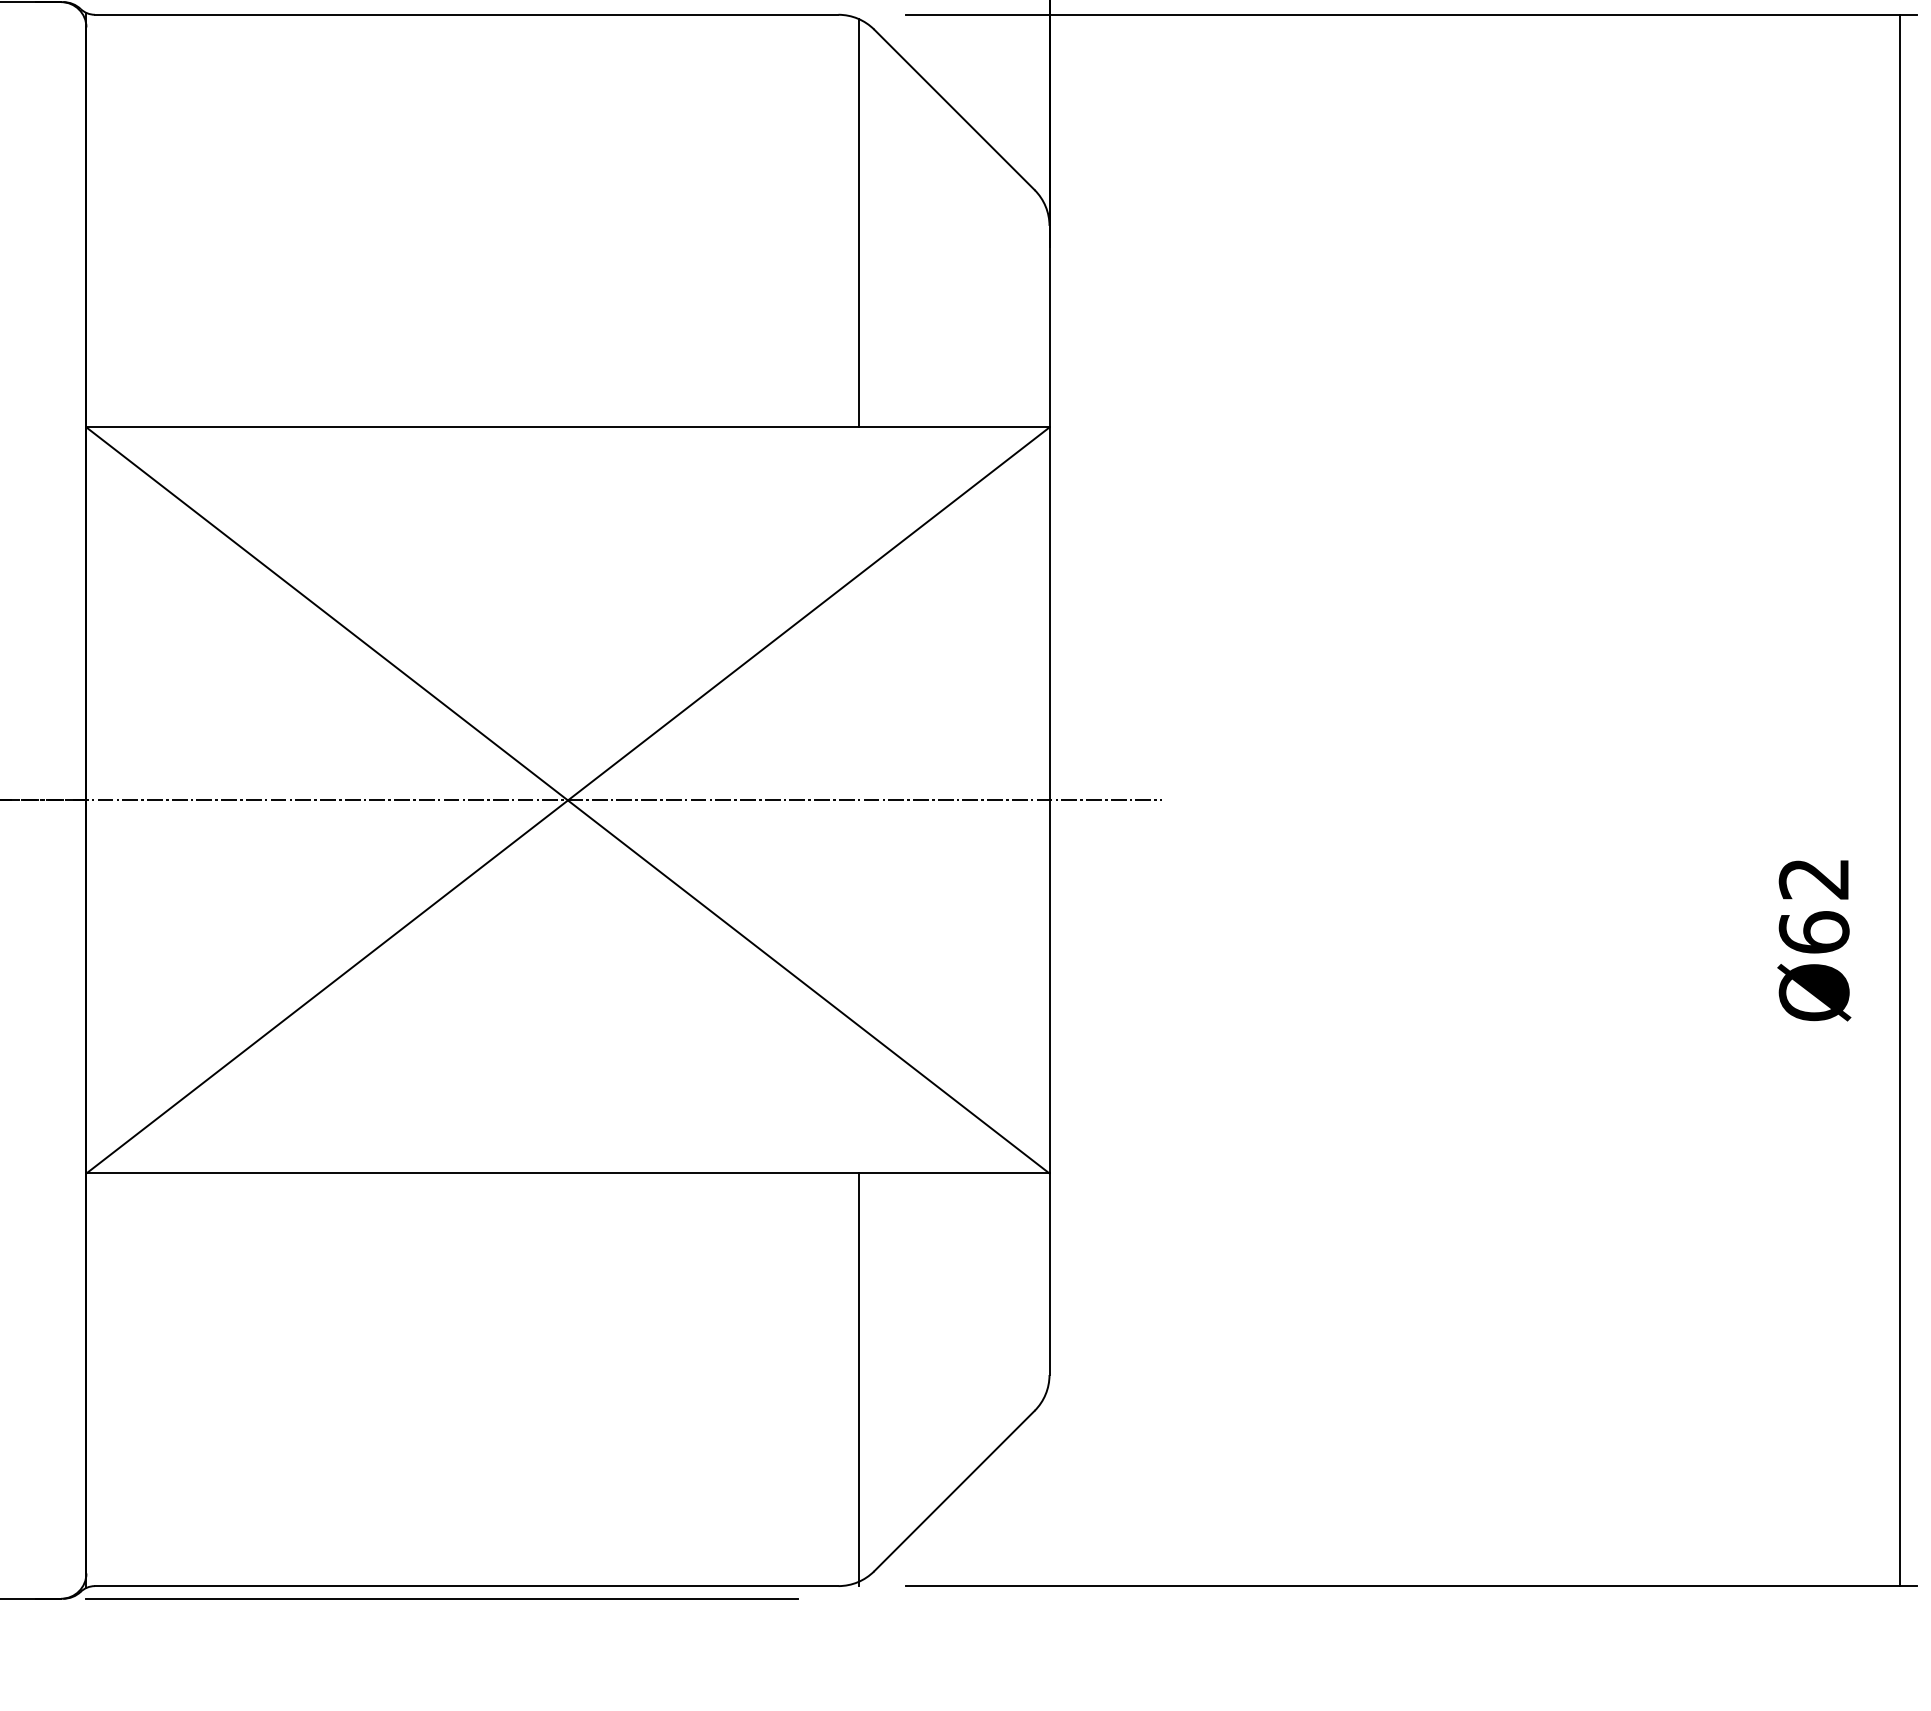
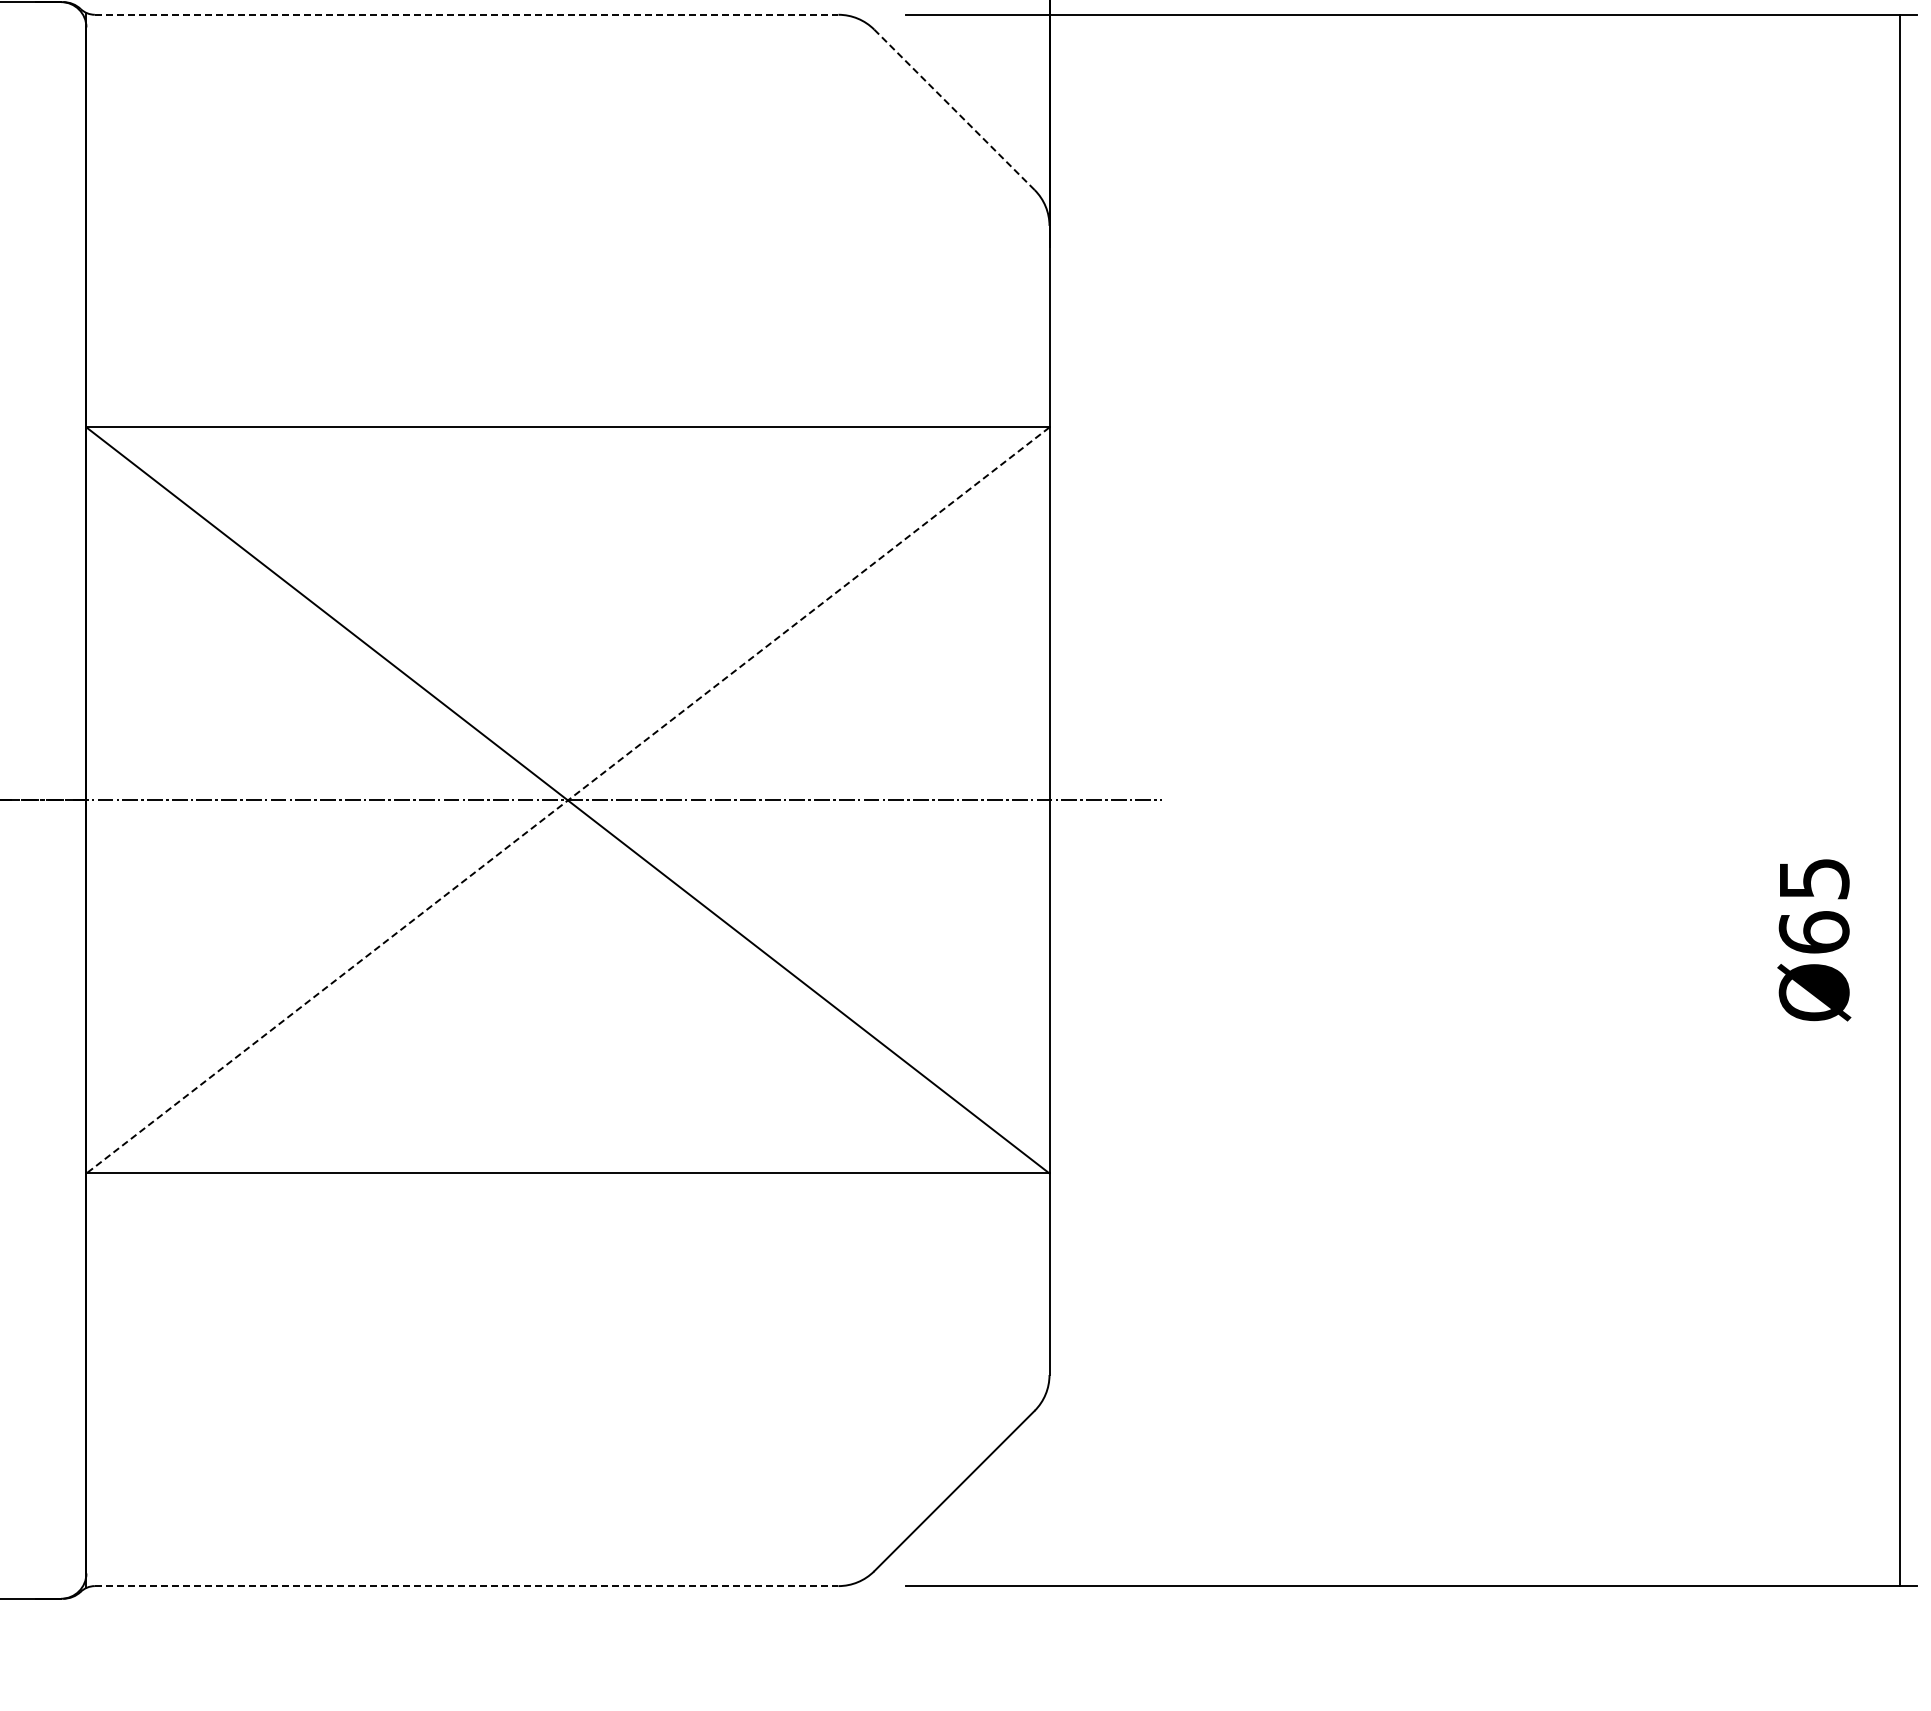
line: solid -> dashed (466, 14)
line: solid -> dashed (954, 109)
line: present -> none (859, 223)
line: solid -> dashed (567, 800)
text: Ø62 -> Ø65 (1813, 879)
line: present -> none (859, 1379)
line: solid -> dashed (466, 1586)
line: present -> none (441, 1598)
